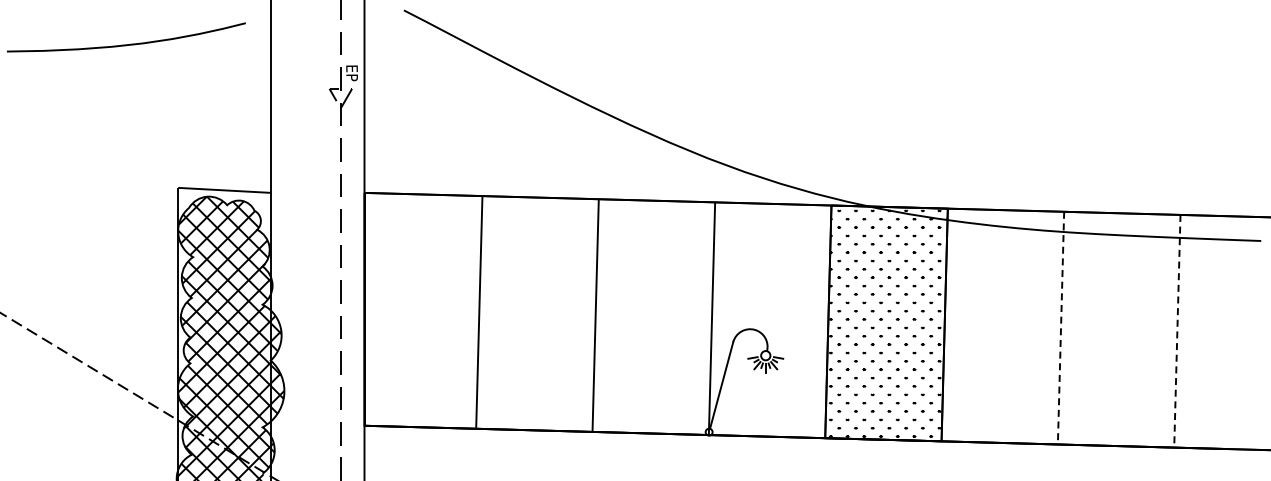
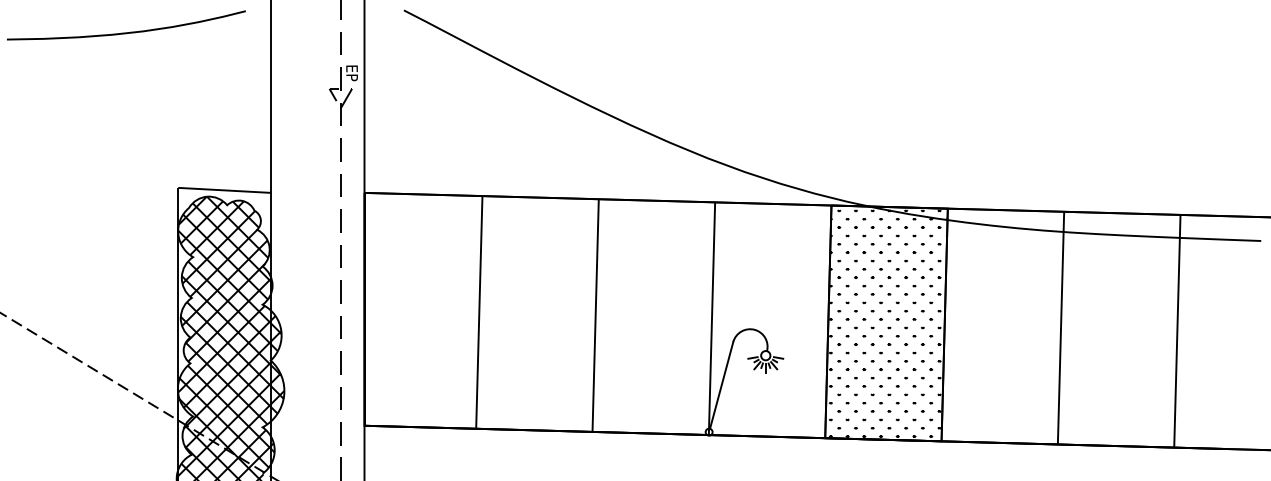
curve position: (126, 44) -> (126, 32) (126, 32)
line: dashed -> solid (1061, 328)
line: dashed -> solid (1177, 331)
